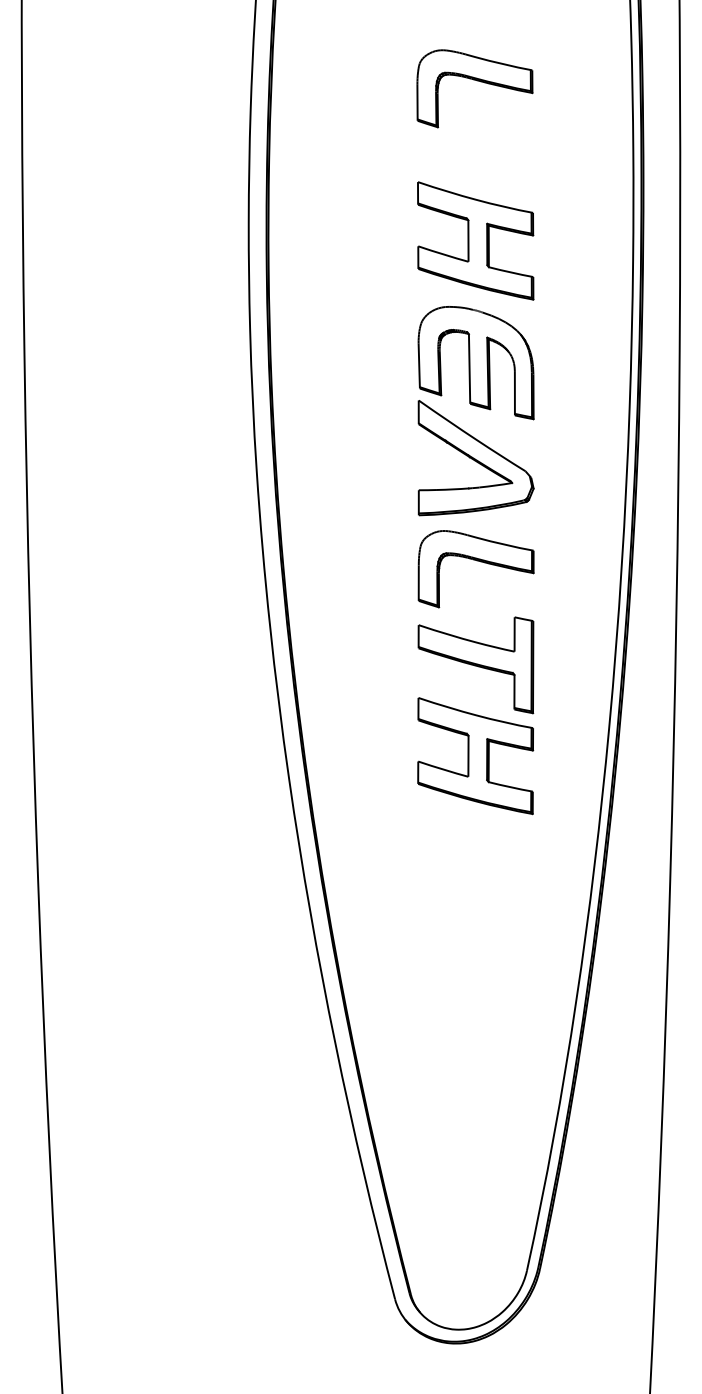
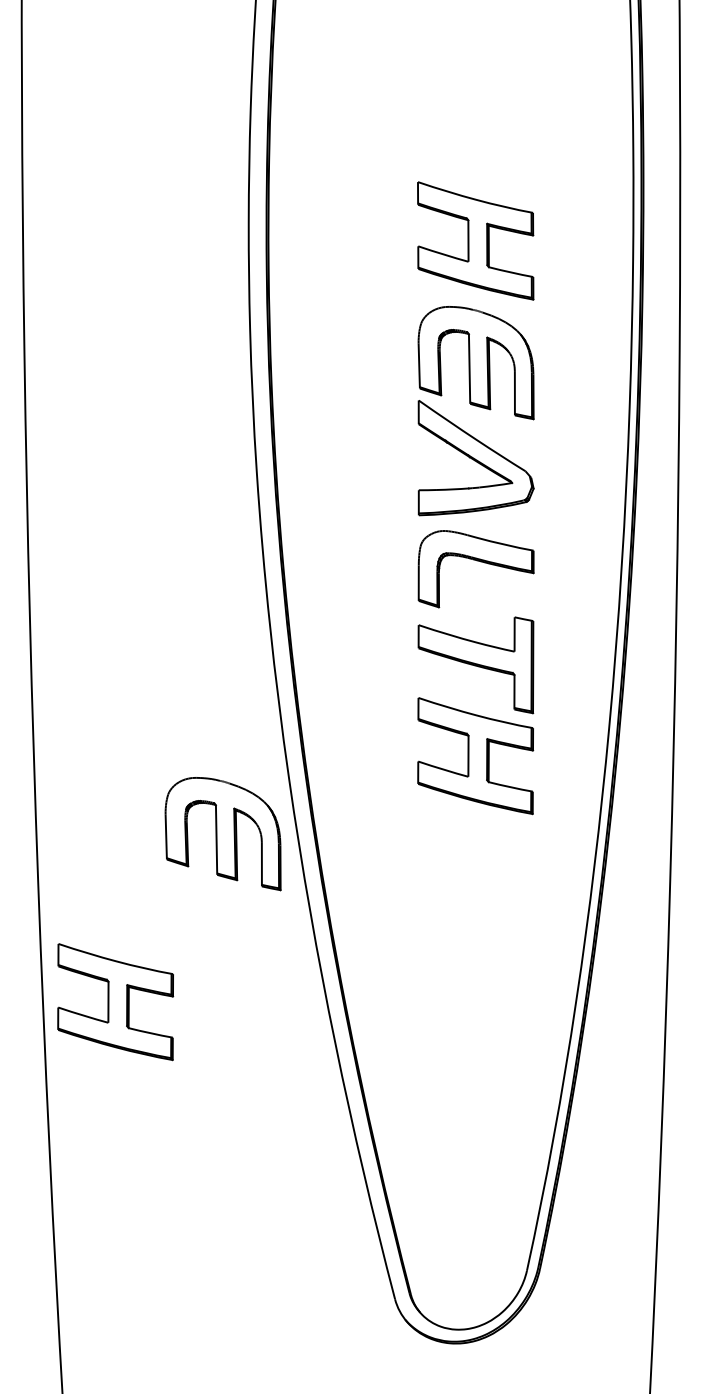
part: present -> none (477, 81)
part: none -> present (222, 834)
part: none -> present (115, 1002)
